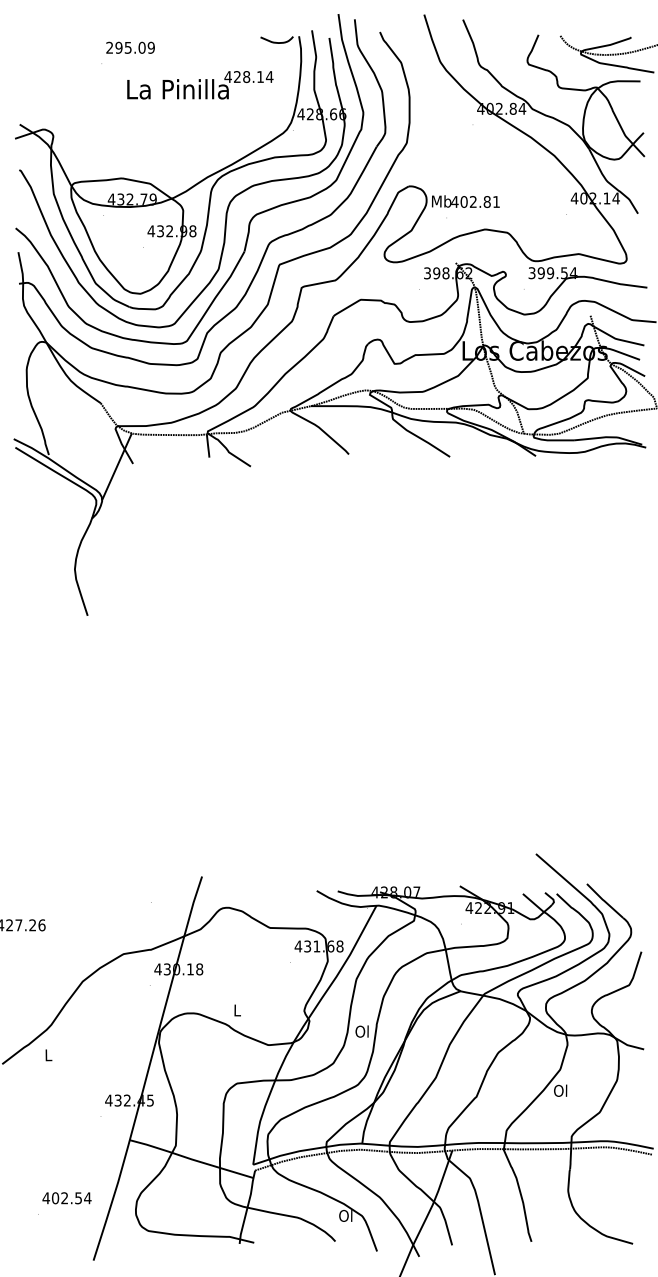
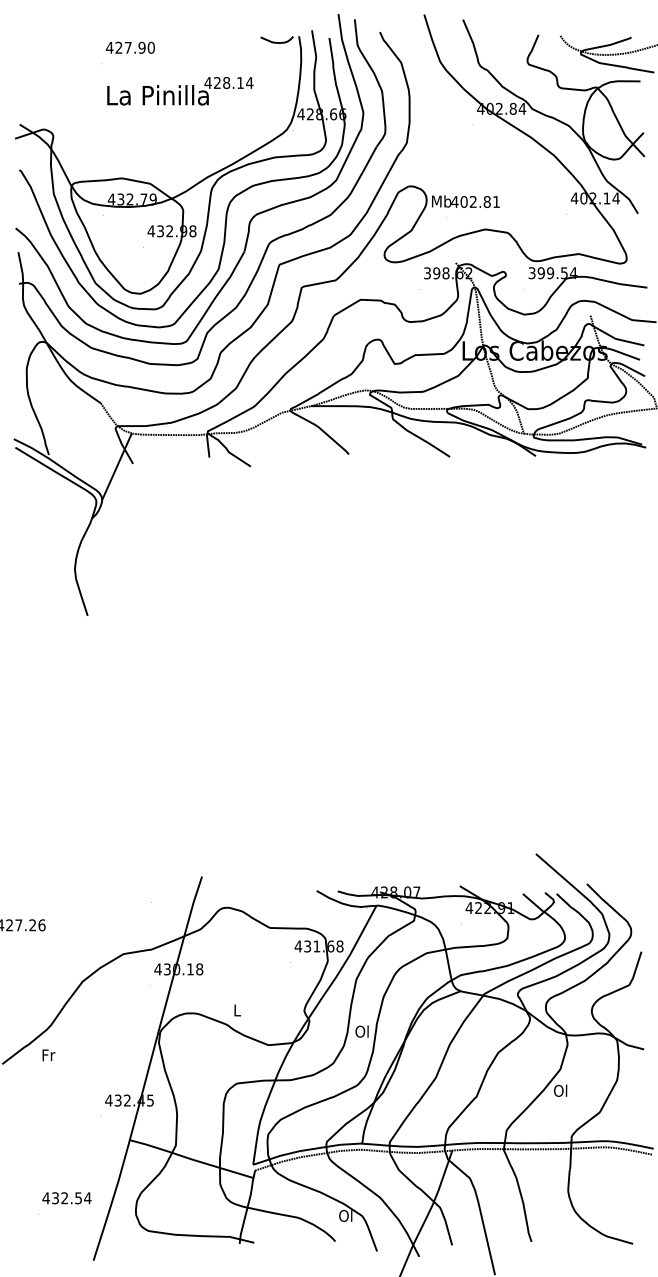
text: 295.09 -> 427.90 (130, 47)
text position: (200, 85) -> (180, 91) (180, 91)
text: L -> Fr (48, 1055)
text: 402.54 -> 432.54 (55, 1198)
